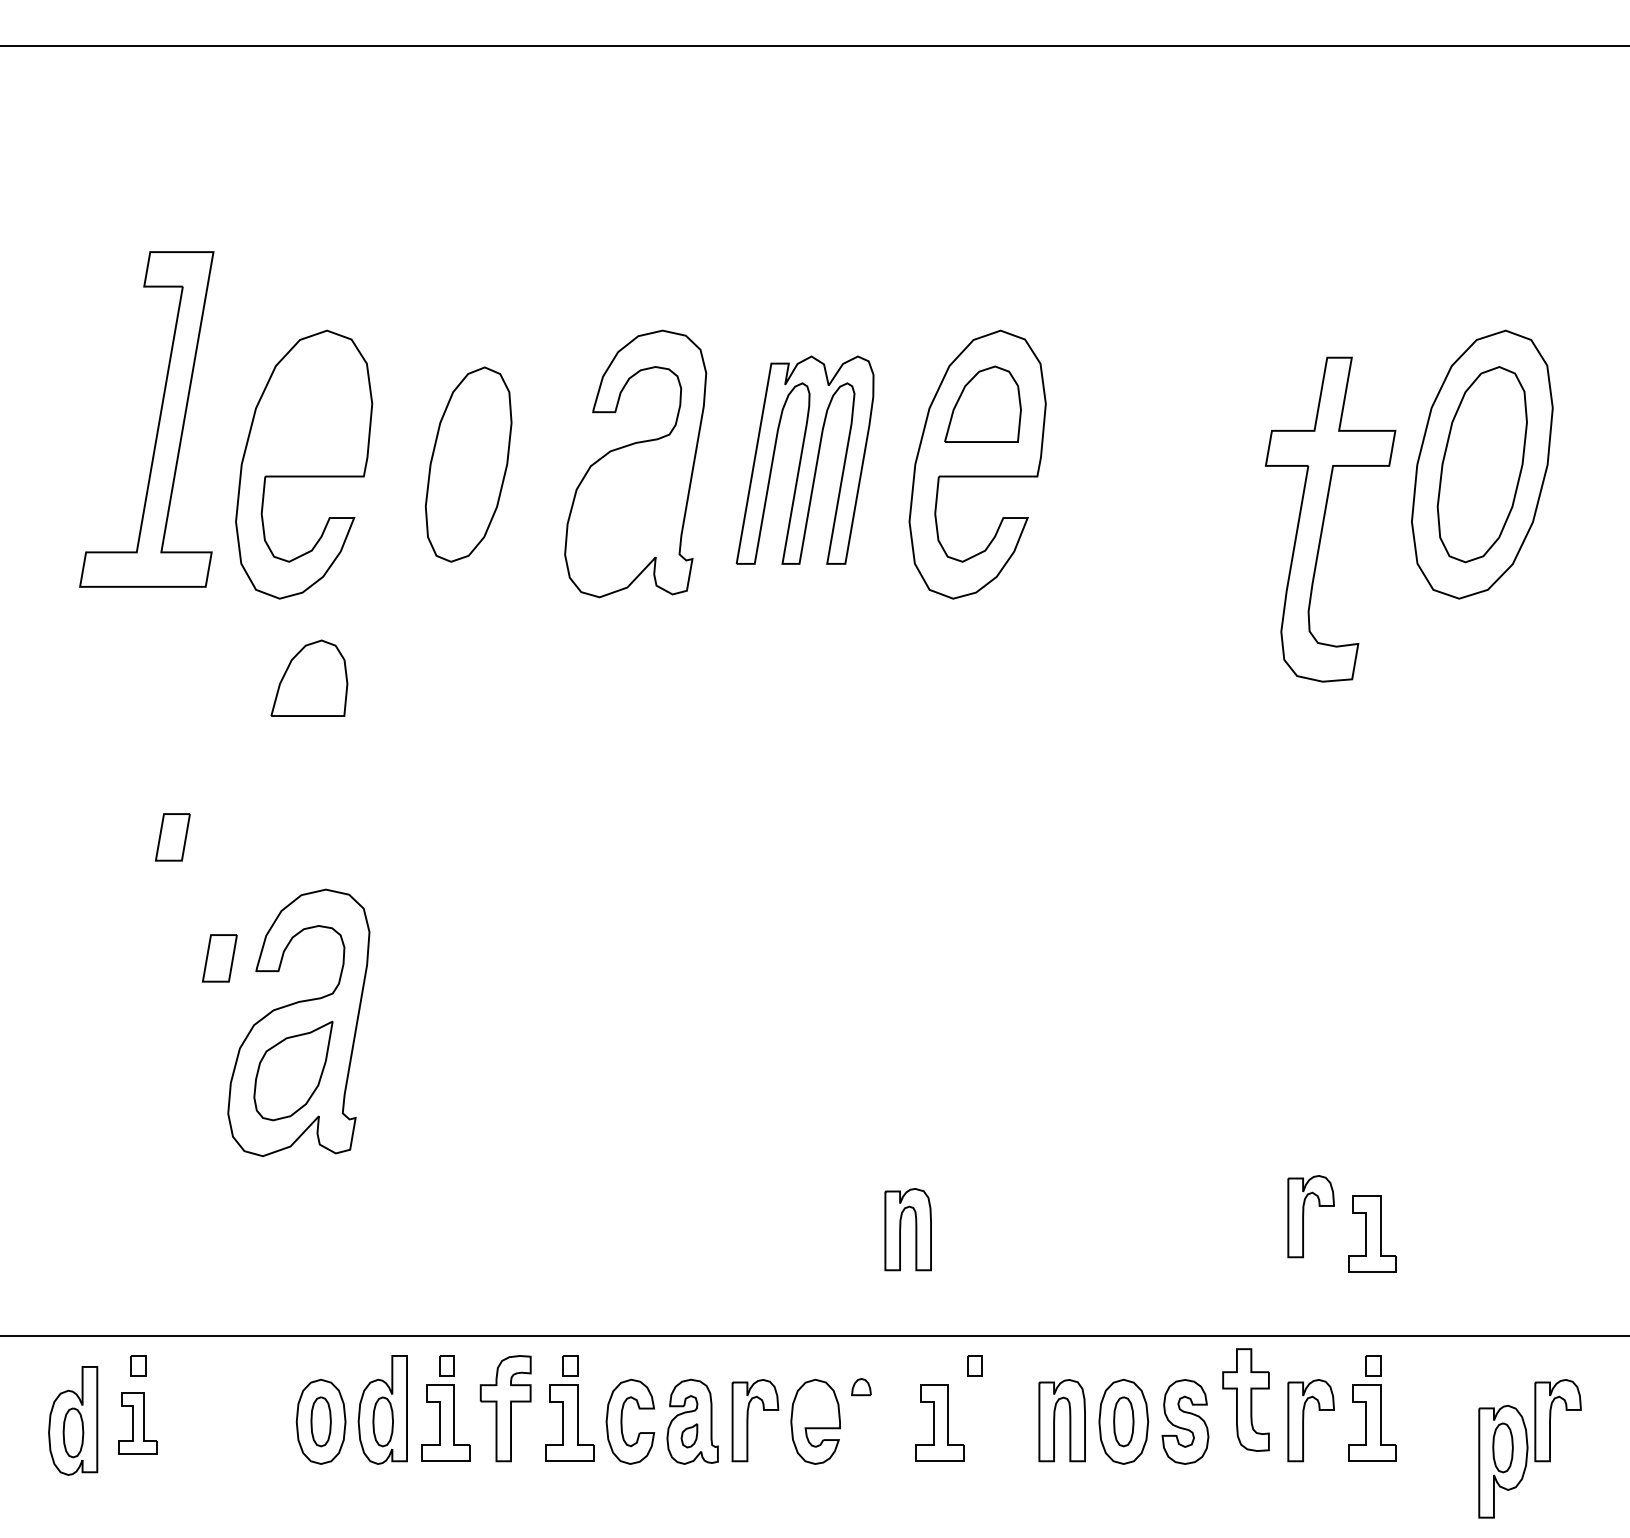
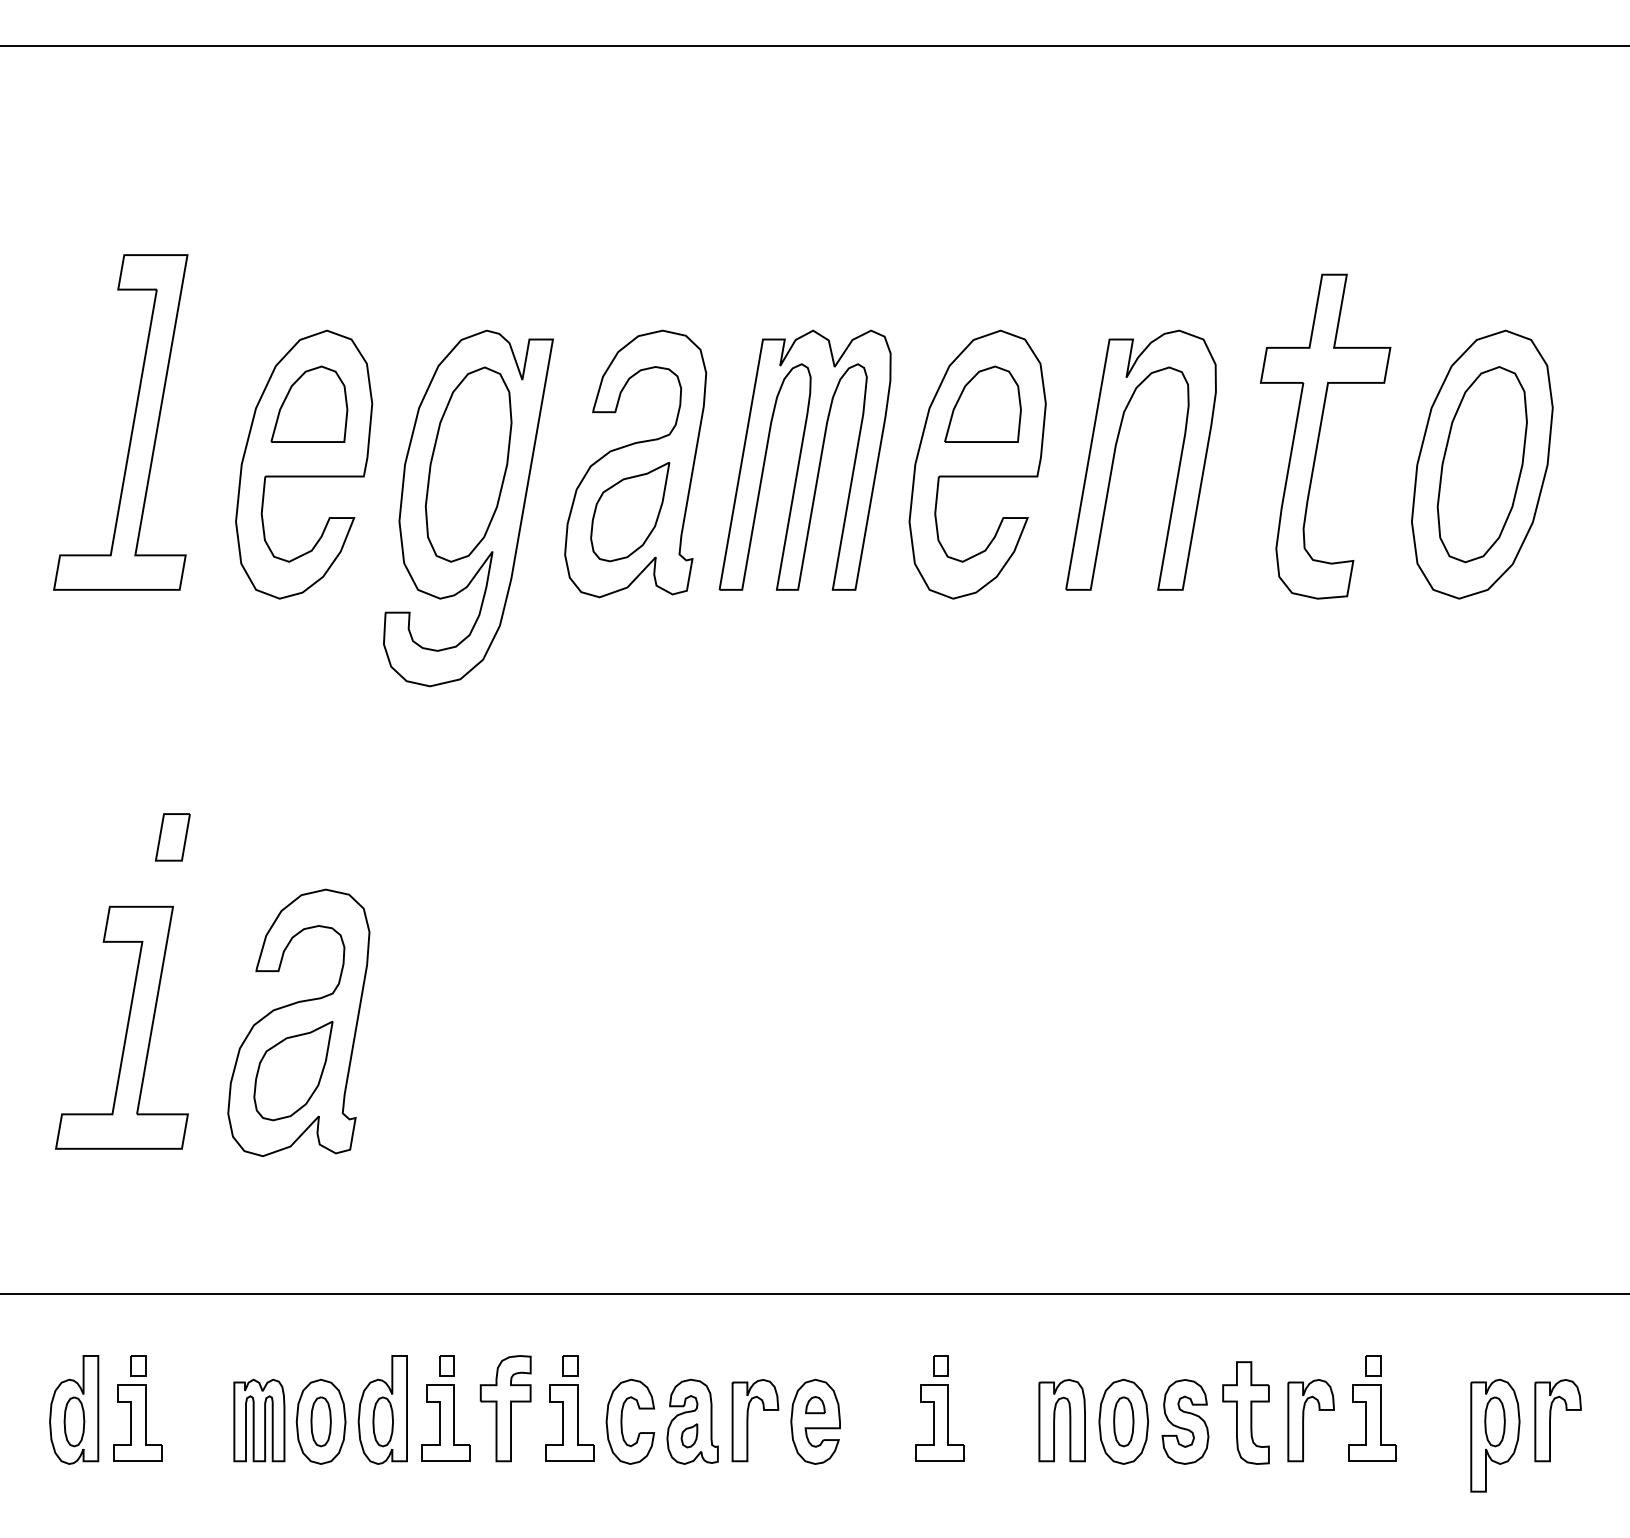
part position: (158, 419) -> (132, 422) (132, 422)
part: none -> present (1115, 454)
part size: 140x210 px -> 174x262 px (804, 459)
part: none -> present (468, 508)
part: none -> present (630, 512)
part position: (1330, 519) -> (1325, 436) (1325, 436)
part position: (309, 677) -> (309, 403) (309, 403)
part: present -> none (219, 958)
part: none -> present (121, 1027)
part: present -> none (1304, 1215)
part: present -> none (901, 1228)
part: present -> none (1372, 1233)
line position: (814, 1336) -> (814, 1294) (814, 1294)
part position: (974, 1365) -> (940, 1365) (940, 1365)
part position: (861, 1387) -> (815, 1405) (815, 1405)
part position: (1245, 1399) -> (1245, 1412) (1245, 1412)
part position: (73, 1420) -> (74, 1409) (74, 1409)
part: none -> present (259, 1420)
part size: 40x63 px -> 50x78 px (137, 1422)
part position: (1503, 1461) -> (1495, 1435) (1495, 1435)
